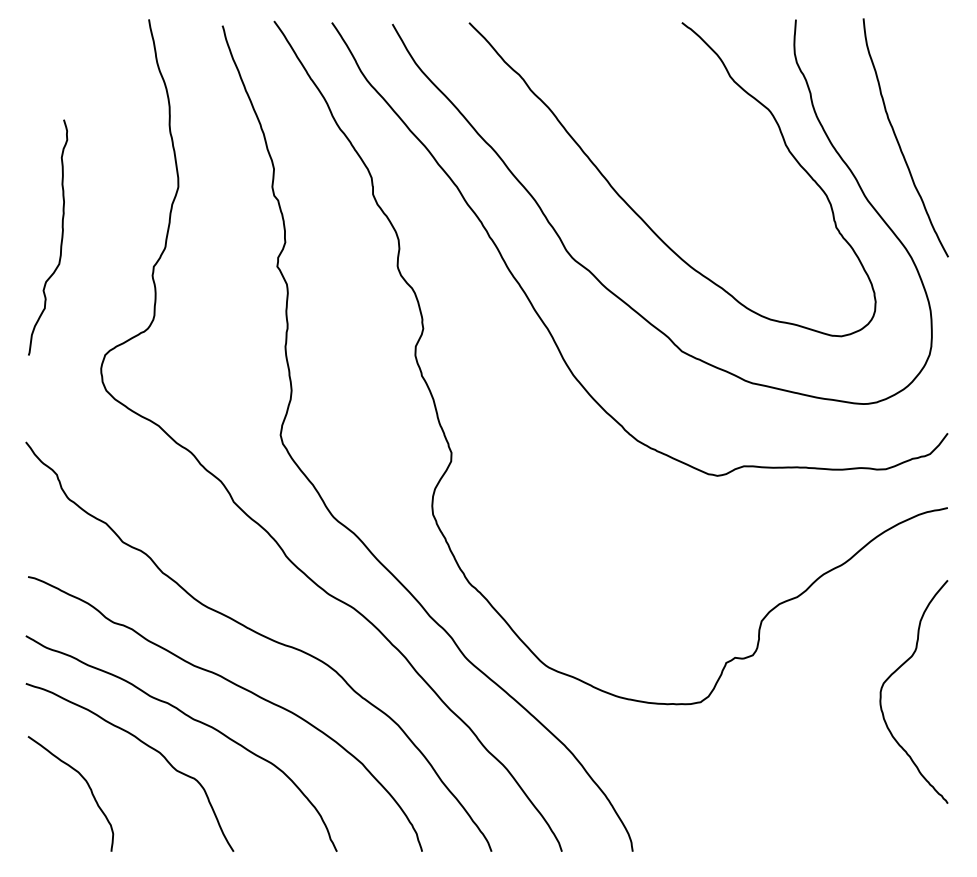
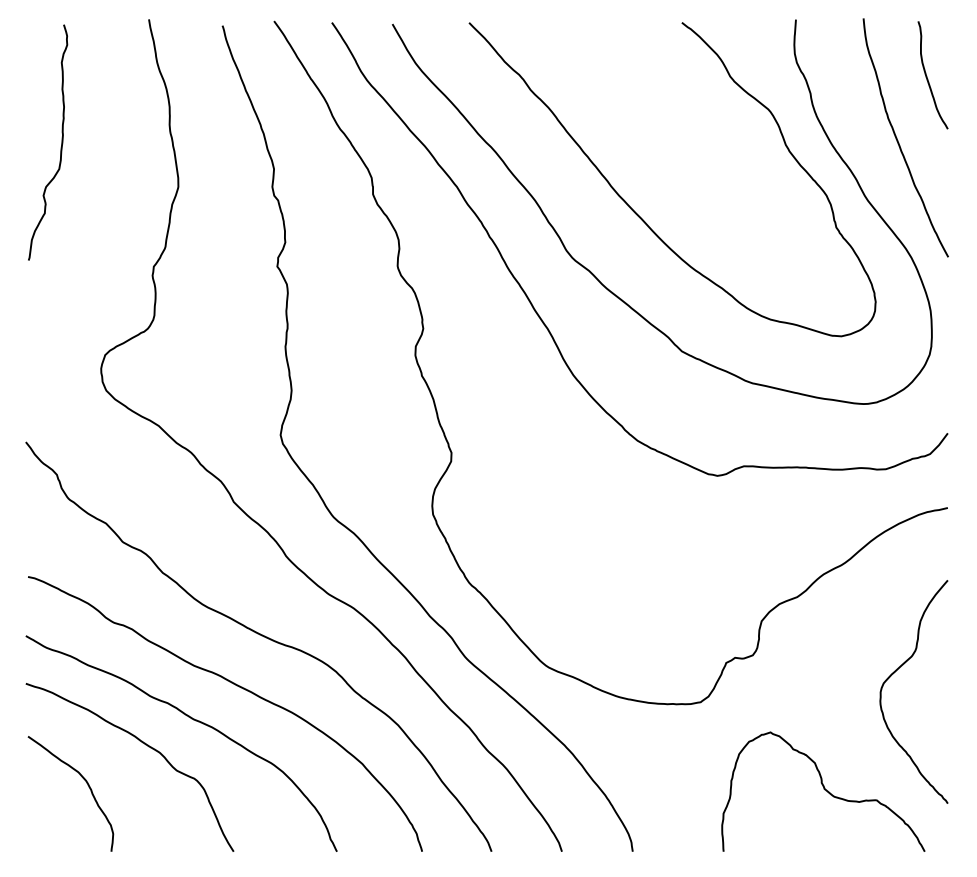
curve: none -> present (927, 76)
curve position: (61, 237) -> (61, 142) (61, 142)
curve: none -> present (824, 790)
